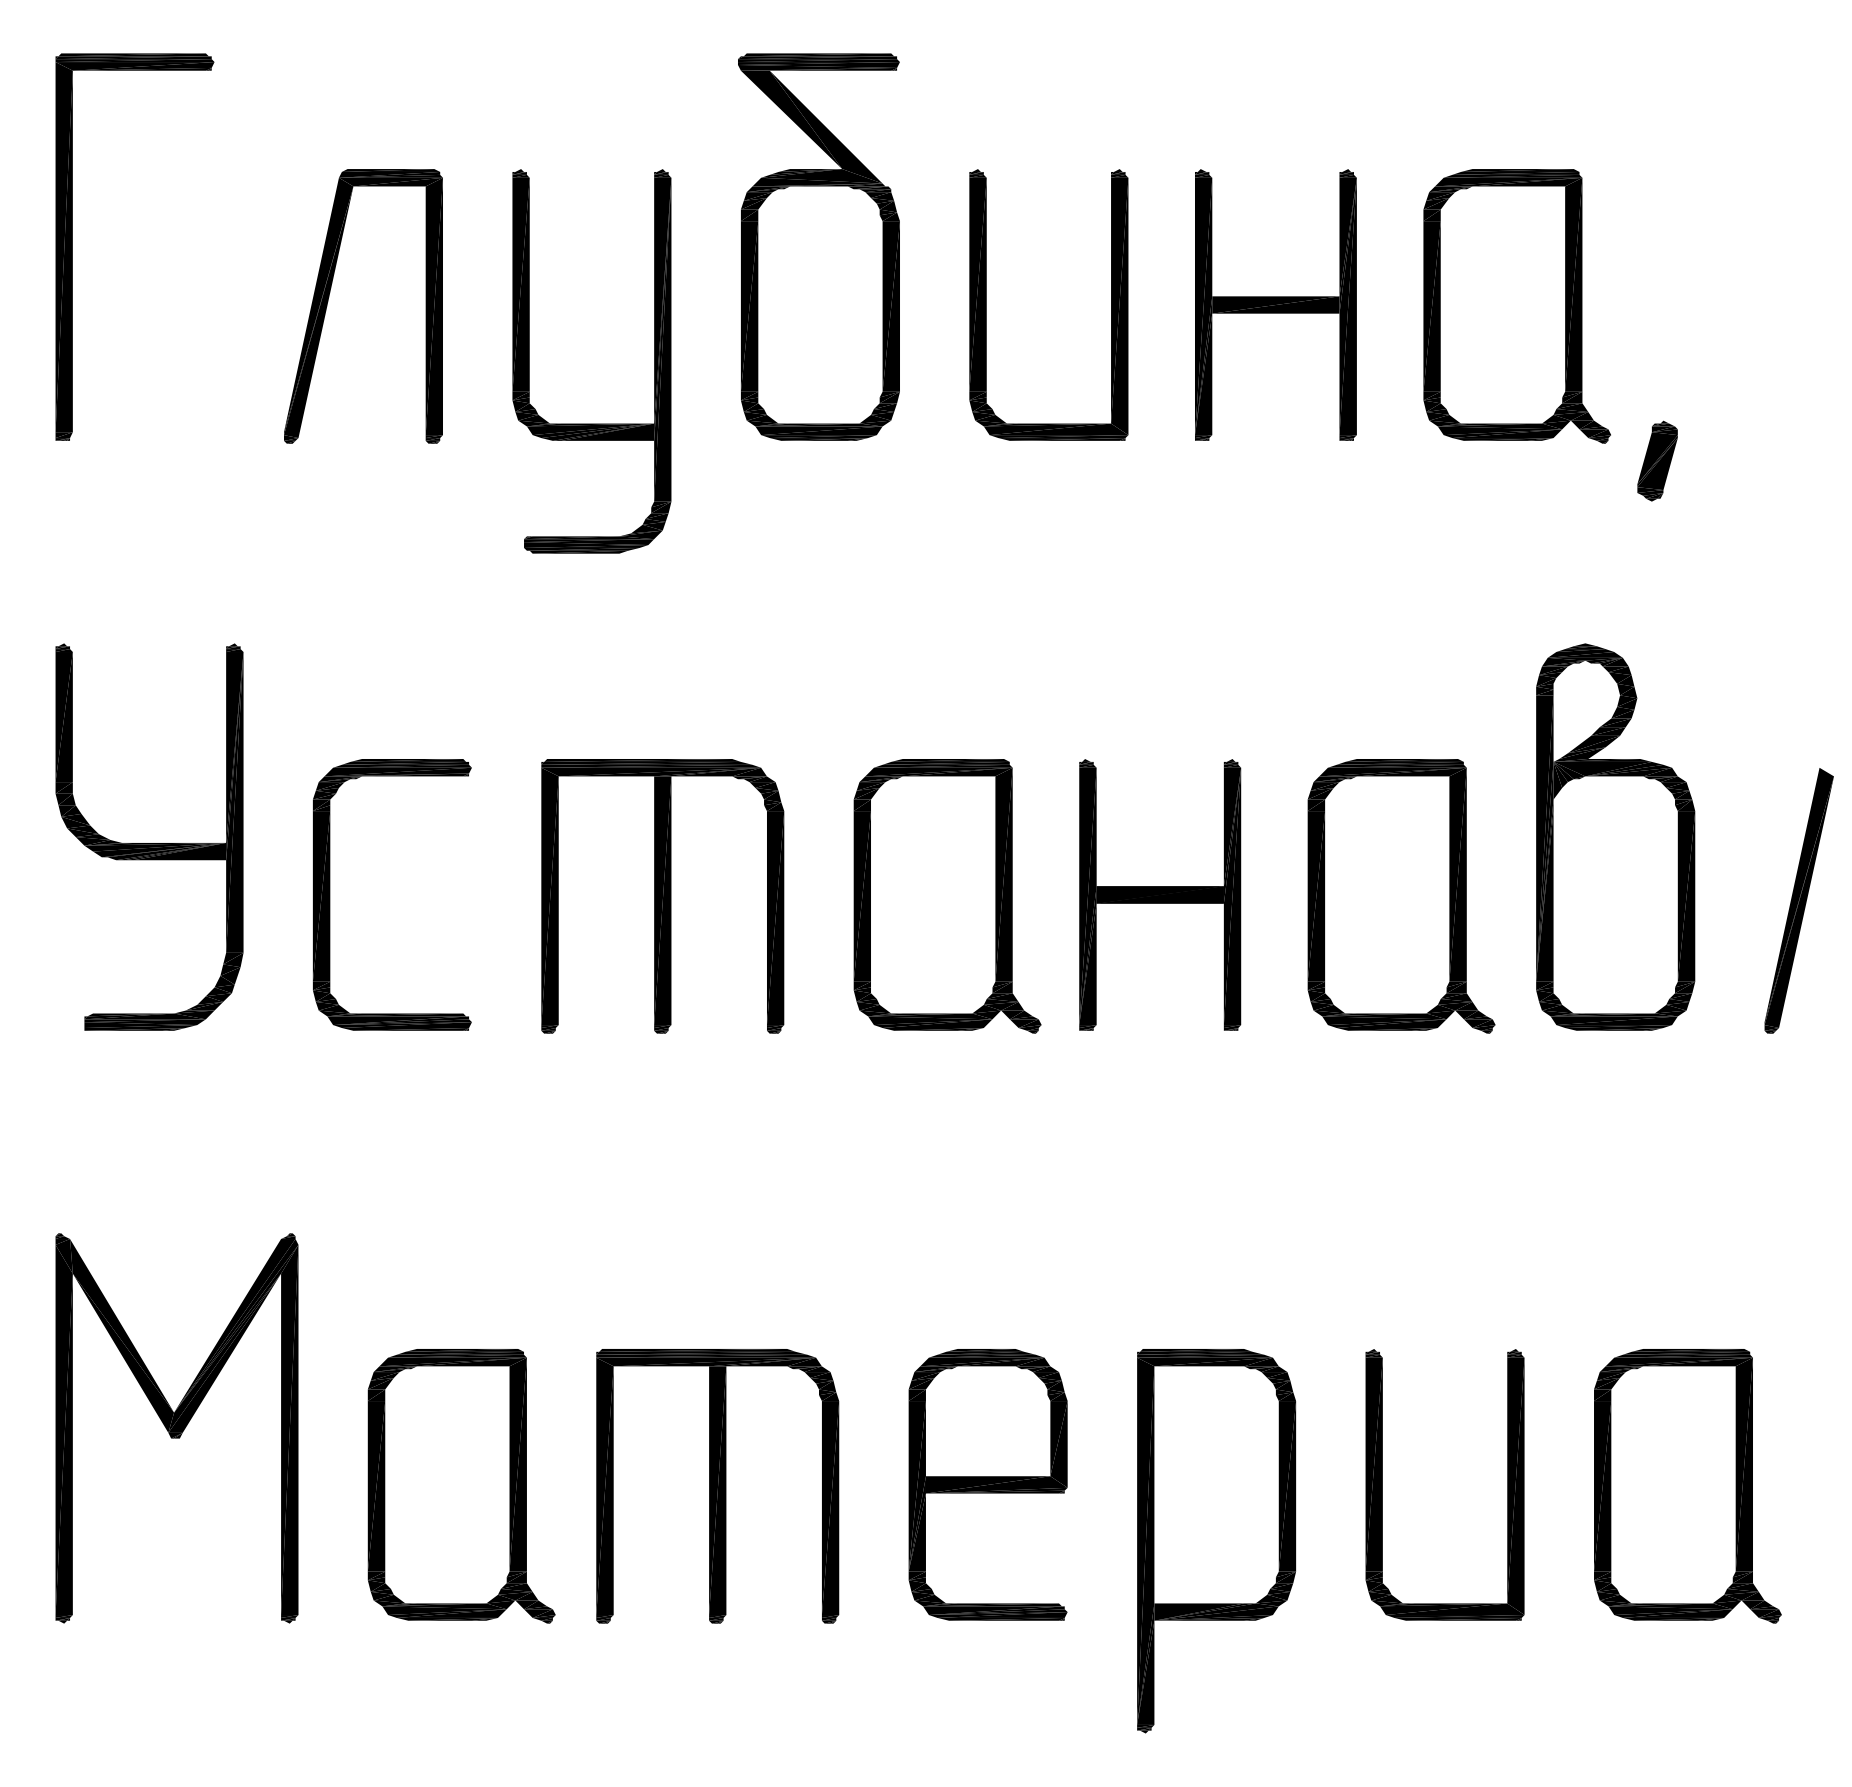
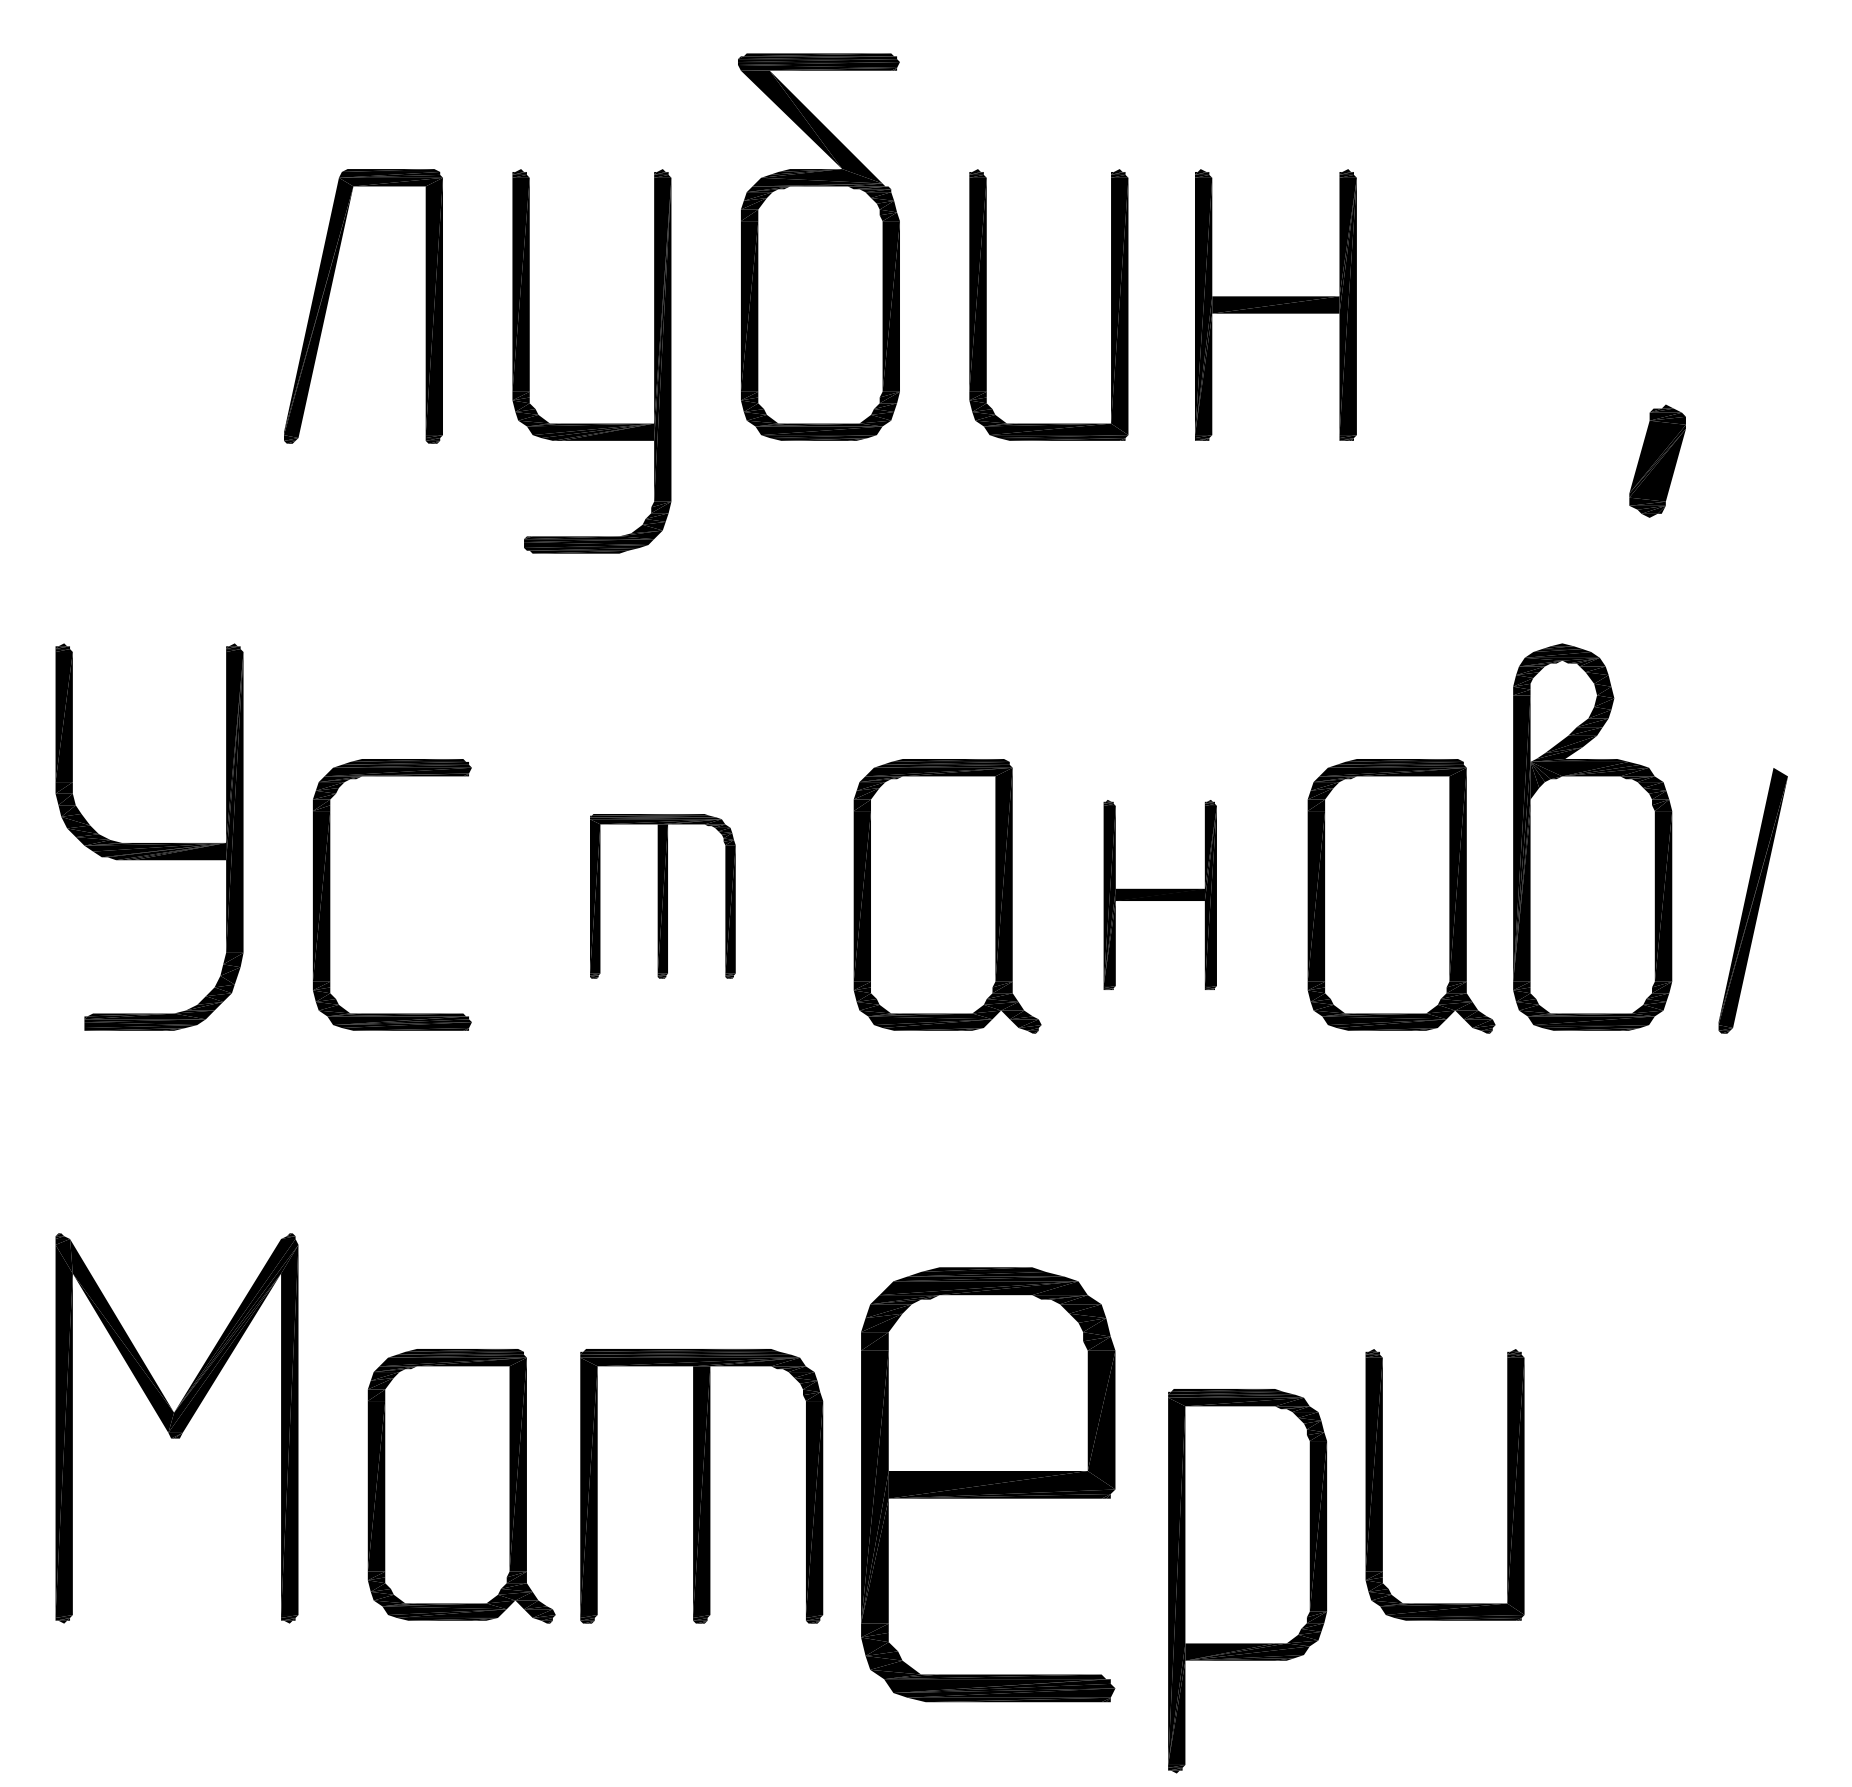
part: present -> none (72, 246)
part: present -> none (1516, 306)
part size: 41x82 px -> 57x114 px (1657, 460)
part position: (1615, 836) -> (1592, 836) (1592, 836)
part size: 163x272 px -> 114x190 px (1159, 894)
part size: 244x275 px -> 146x165 px (662, 896)
part position: (1798, 900) -> (1752, 900) (1752, 900)
part size: 160x272 px -> 255x436 px (988, 1484)
part position: (717, 1486) -> (701, 1486) (701, 1486)
part: present -> none (1687, 1486)
part position: (1216, 1541) -> (1247, 1581) (1247, 1581)
